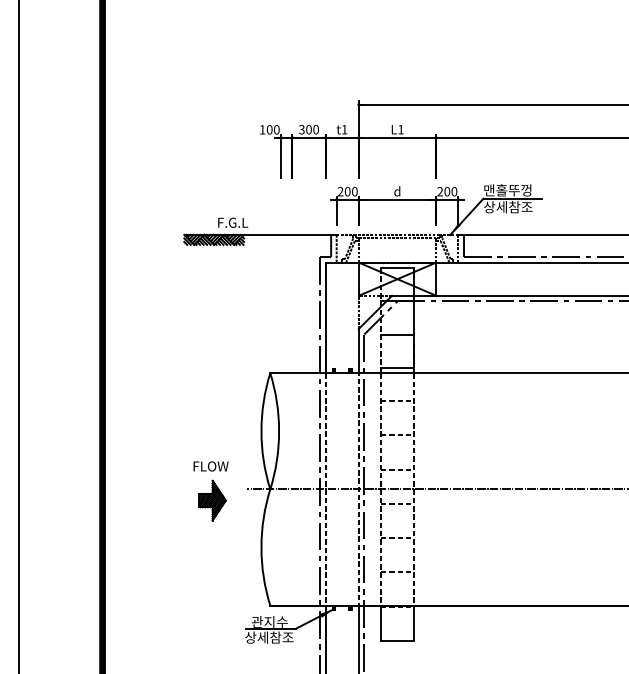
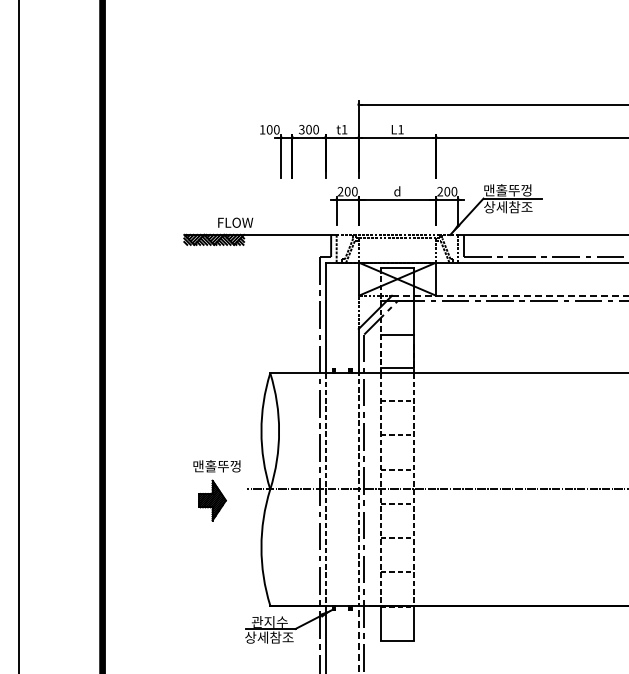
text: F.G.L -> FLOW (239, 222)
line: solid -> dashed (510, 295)
text: FLOW -> 맨홀뚜껑 (216, 466)
line: solid -> dashed (358, 639)
